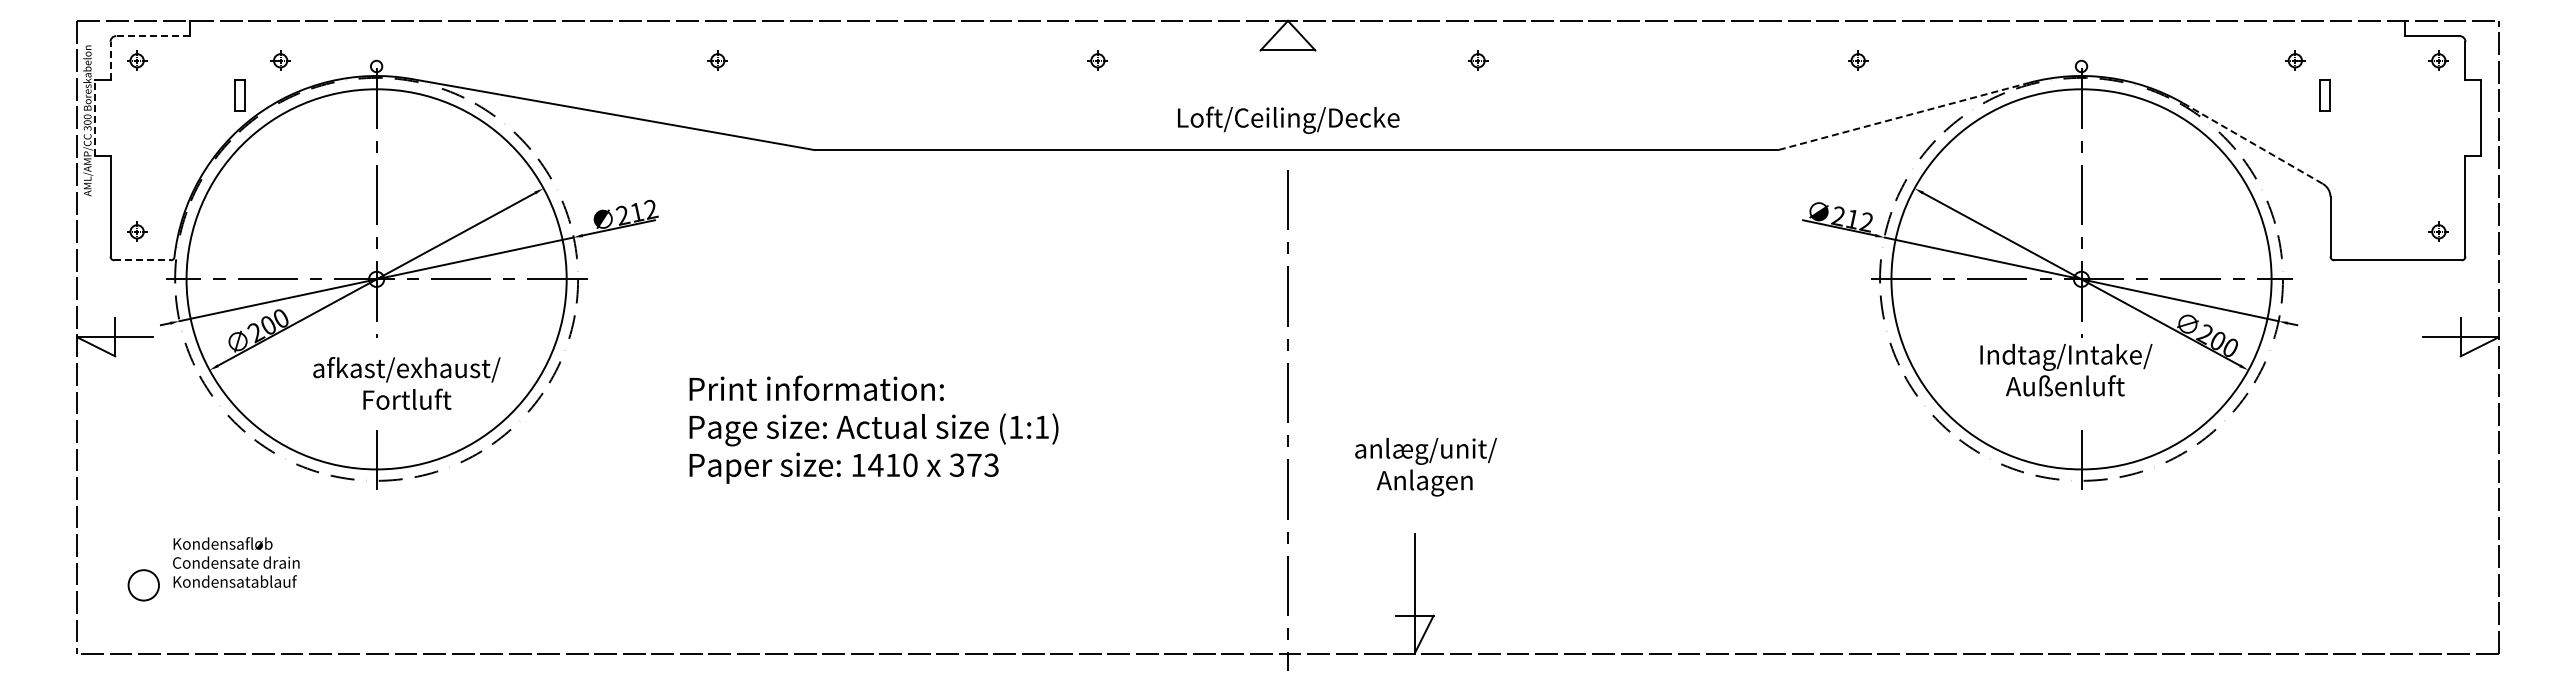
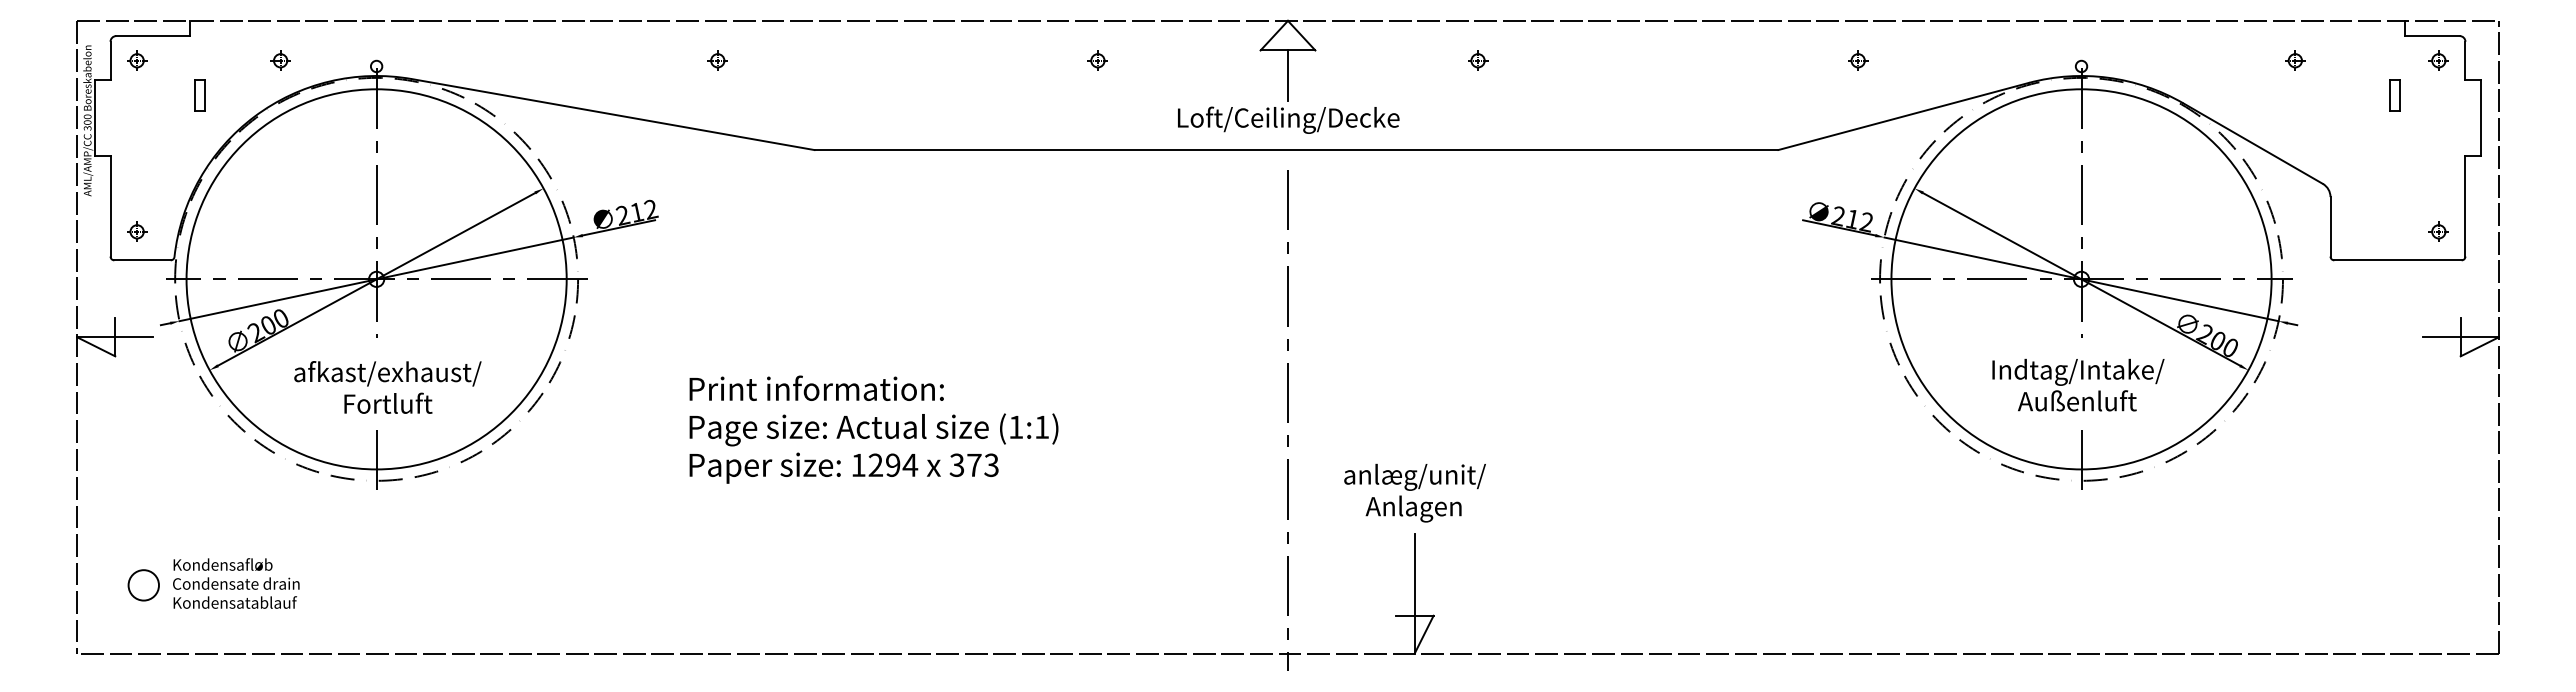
line: dashed -> solid (152, 36)
line: dashed -> solid (110, 60)
line: none -> present (1288, 75)
part position: (239, 95) -> (199, 95) (199, 95)
part position: (2324, 95) -> (2394, 95) (2394, 95)
line: dashed -> solid (1904, 116)
line: dashed -> solid (95, 117)
line: dashed -> solid (2253, 143)
line: dashed -> solid (143, 260)
text position: (2066, 369) -> (2078, 384) (2078, 384)
text position: (406, 383) -> (387, 387) (387, 387)
text: 1410 -> 1294 (893, 465)
text position: (1425, 466) -> (1414, 492) (1414, 492)
text position: (236, 562) -> (236, 583) (236, 583)
